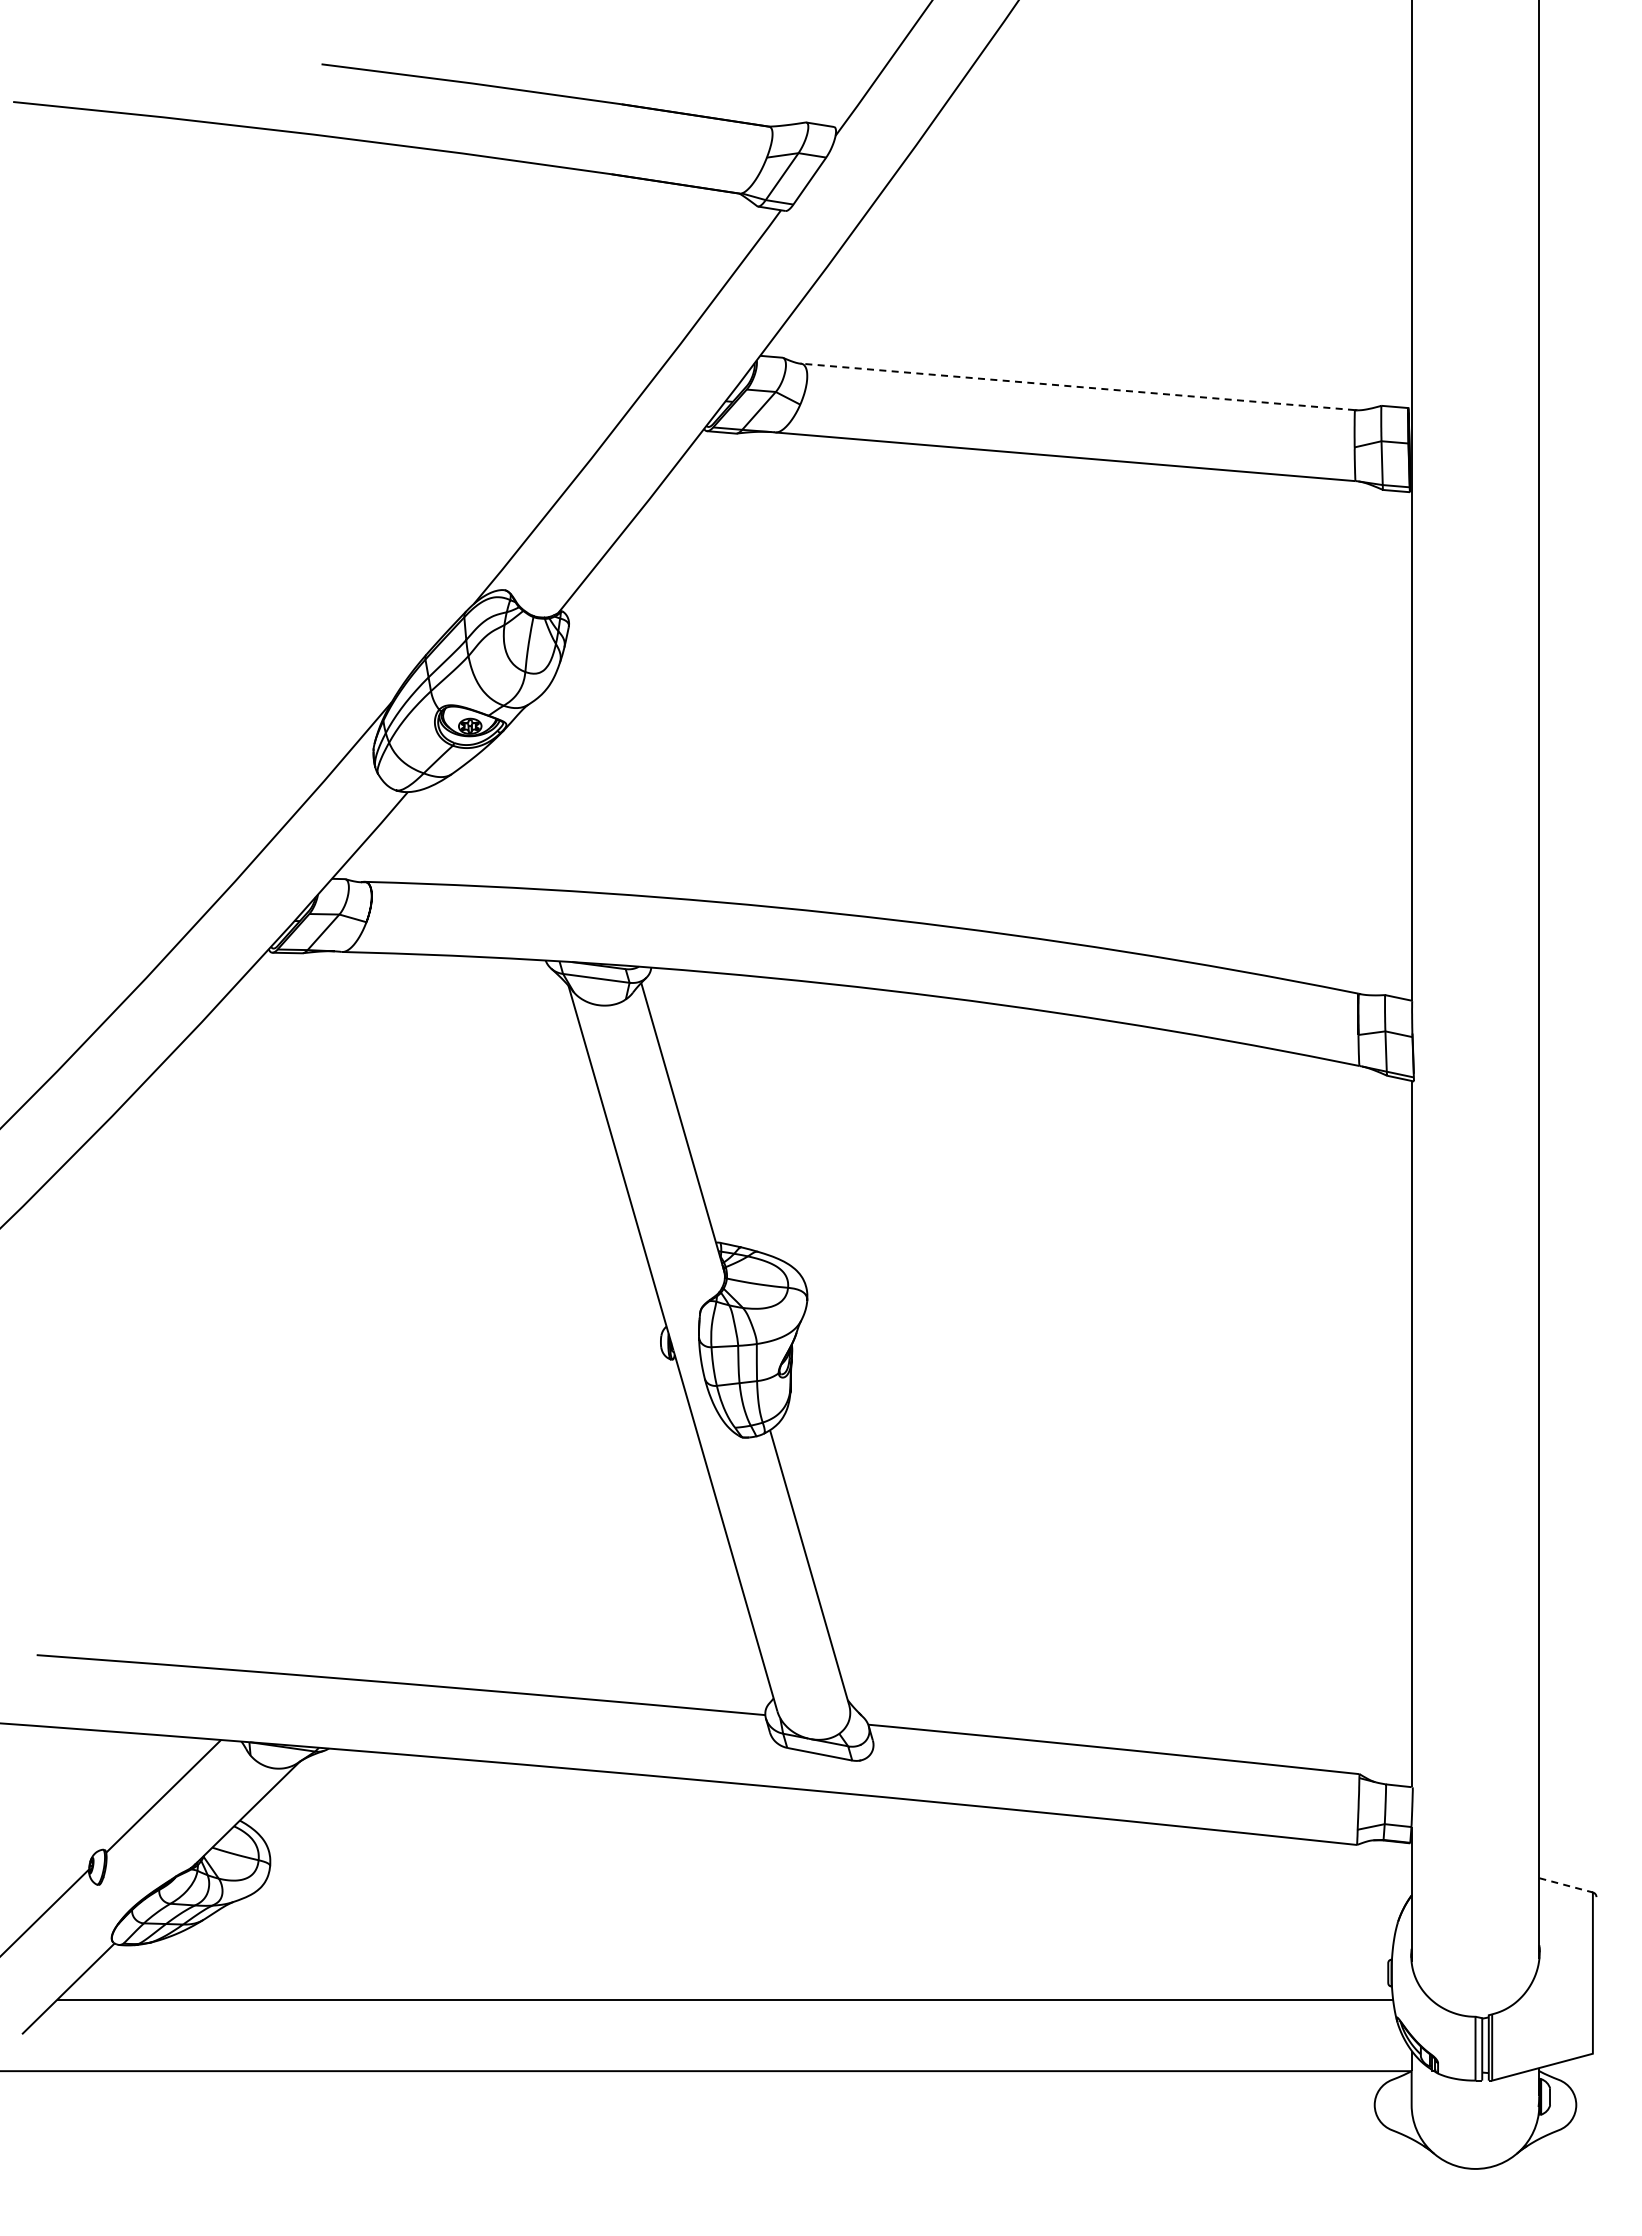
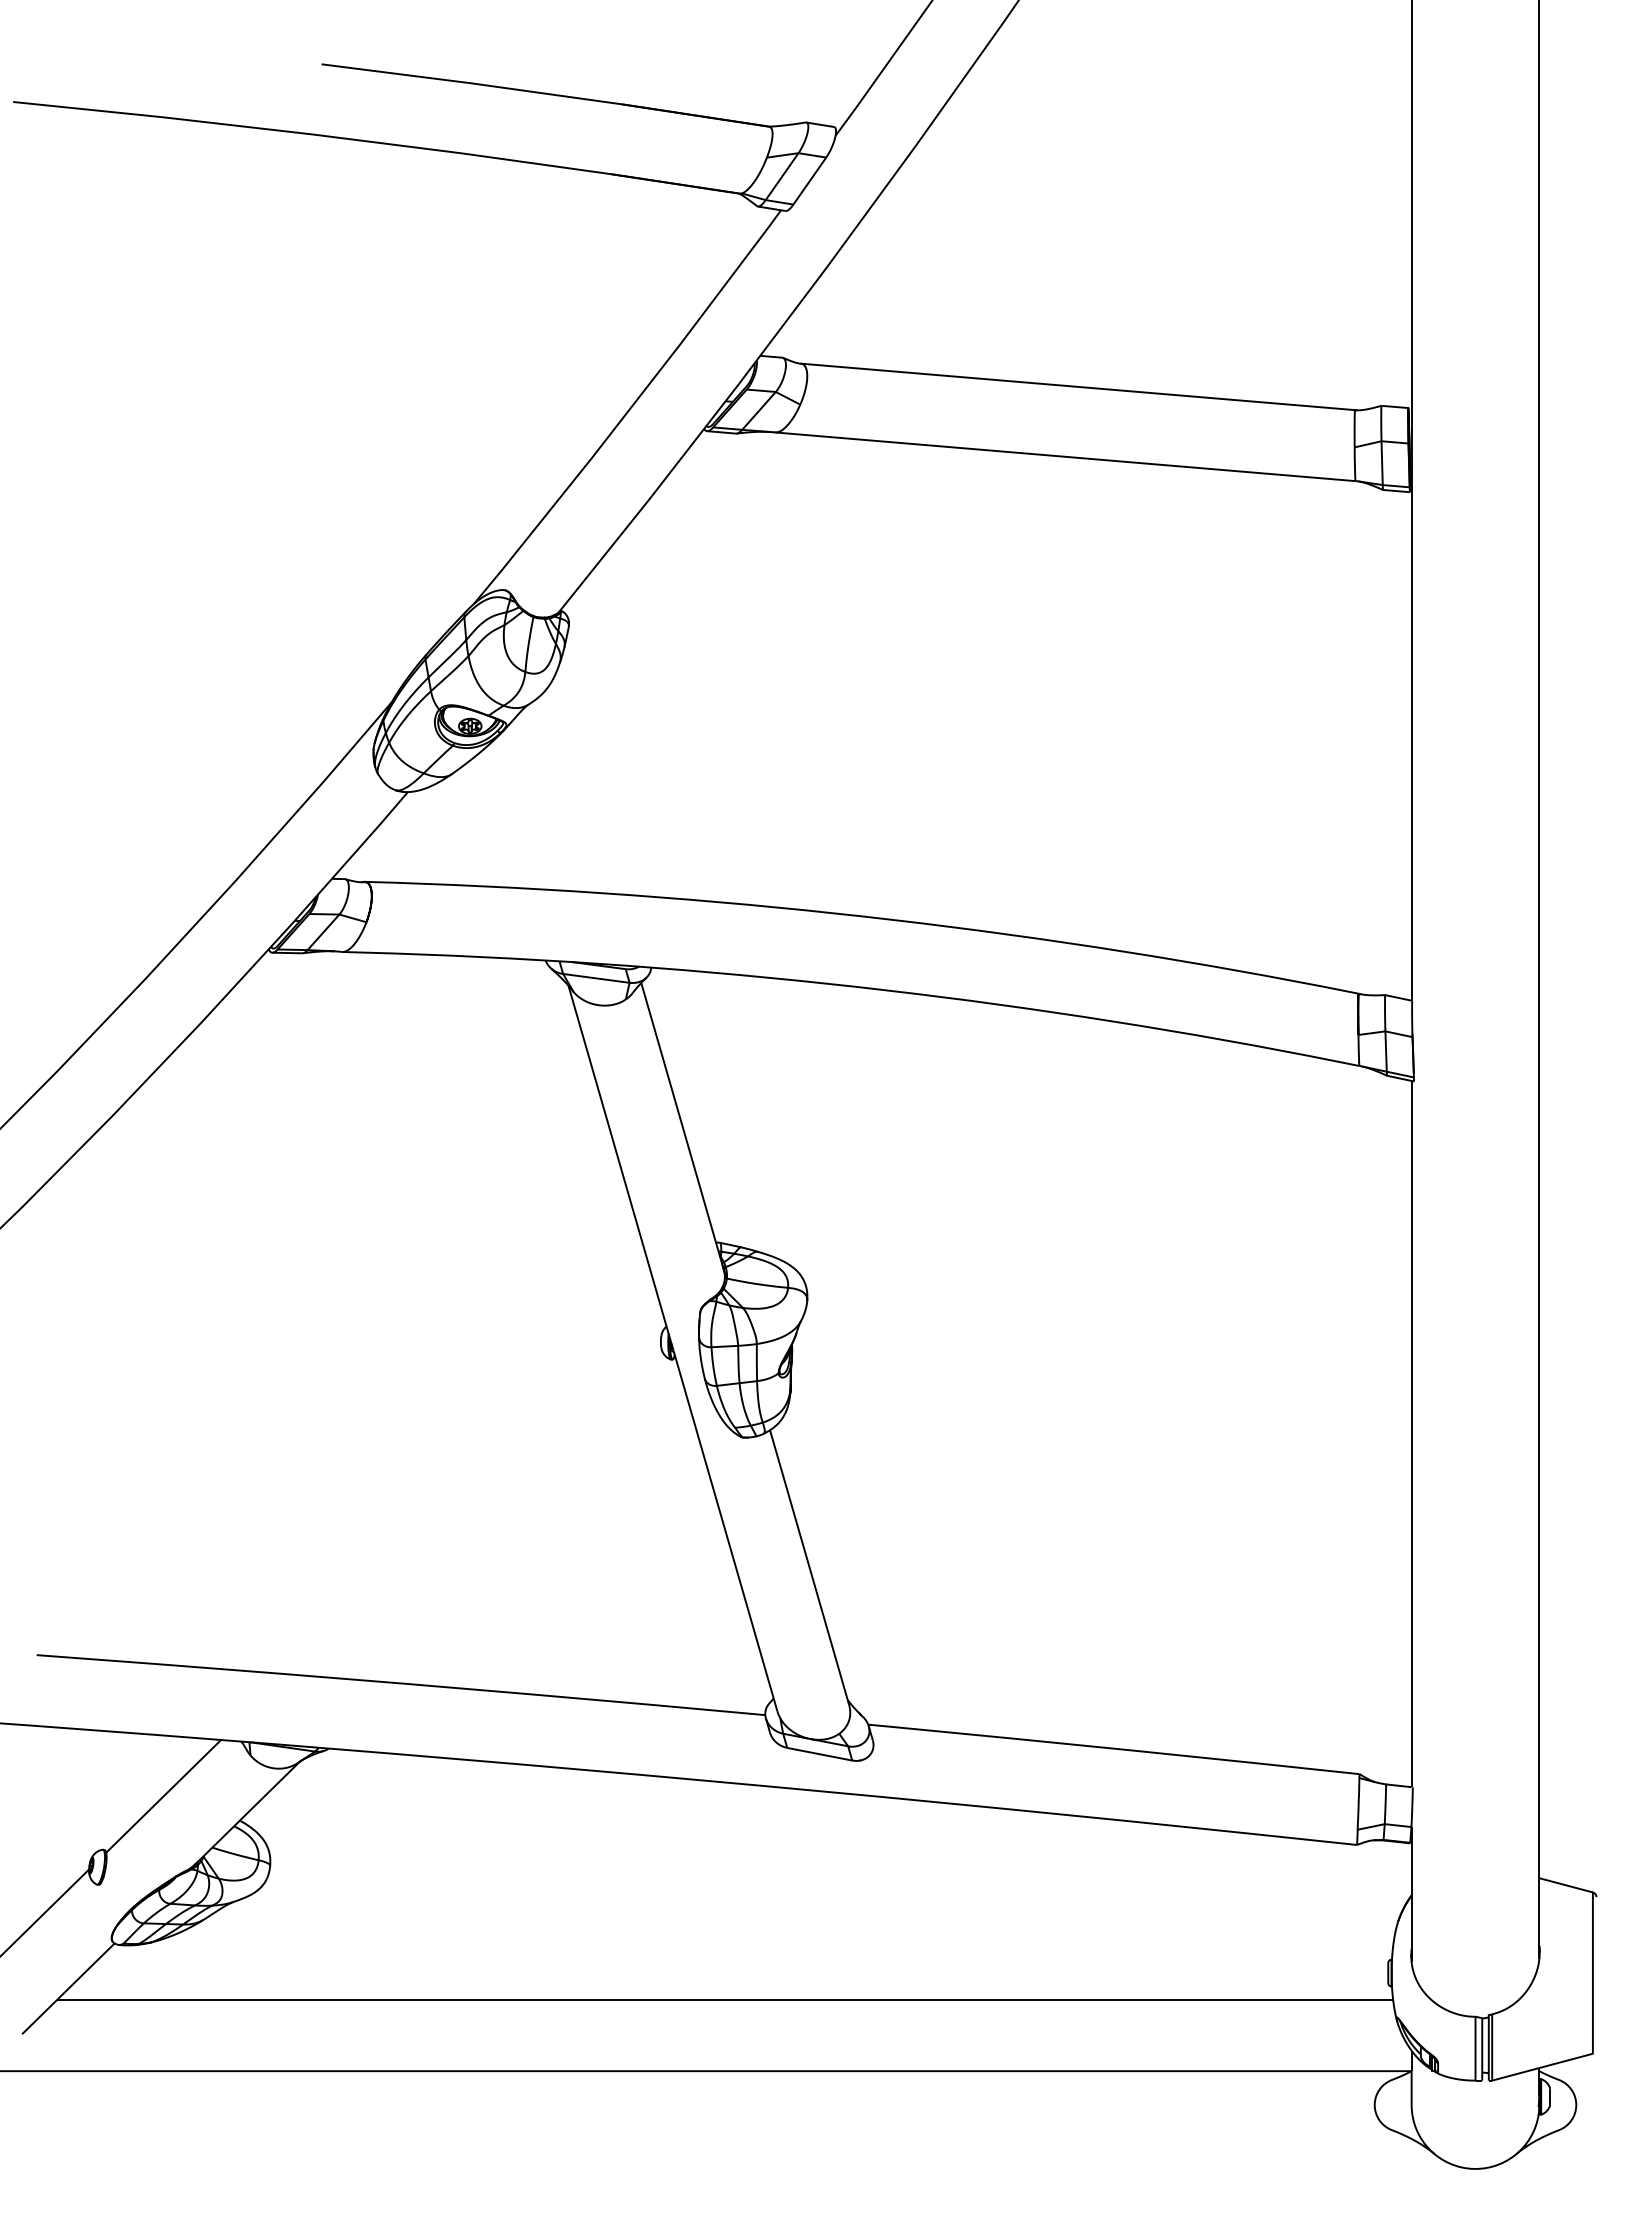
line: dashed -> solid (1078, 386)
line: dashed -> solid (1566, 1885)
